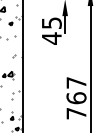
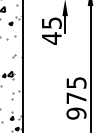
text: 767 -> 975 (76, 98)
